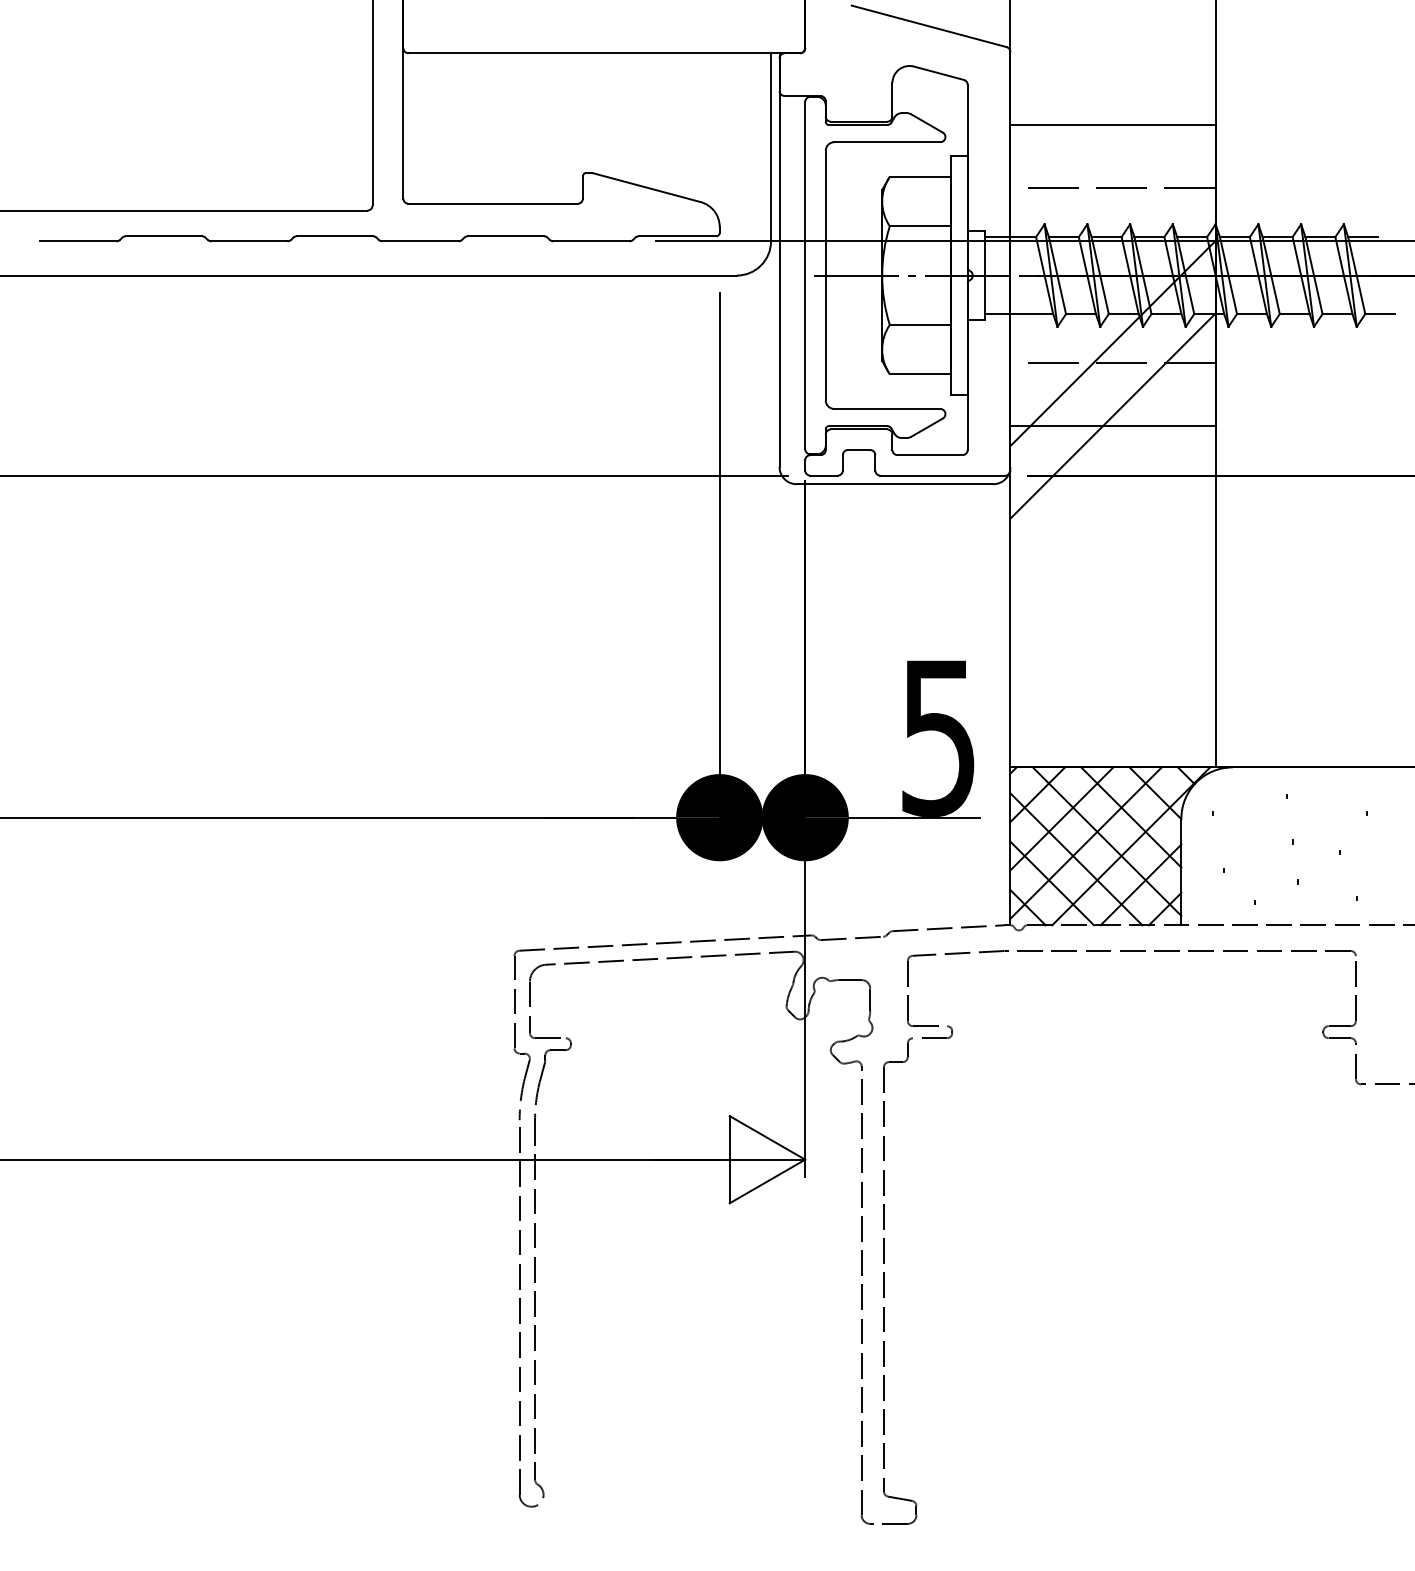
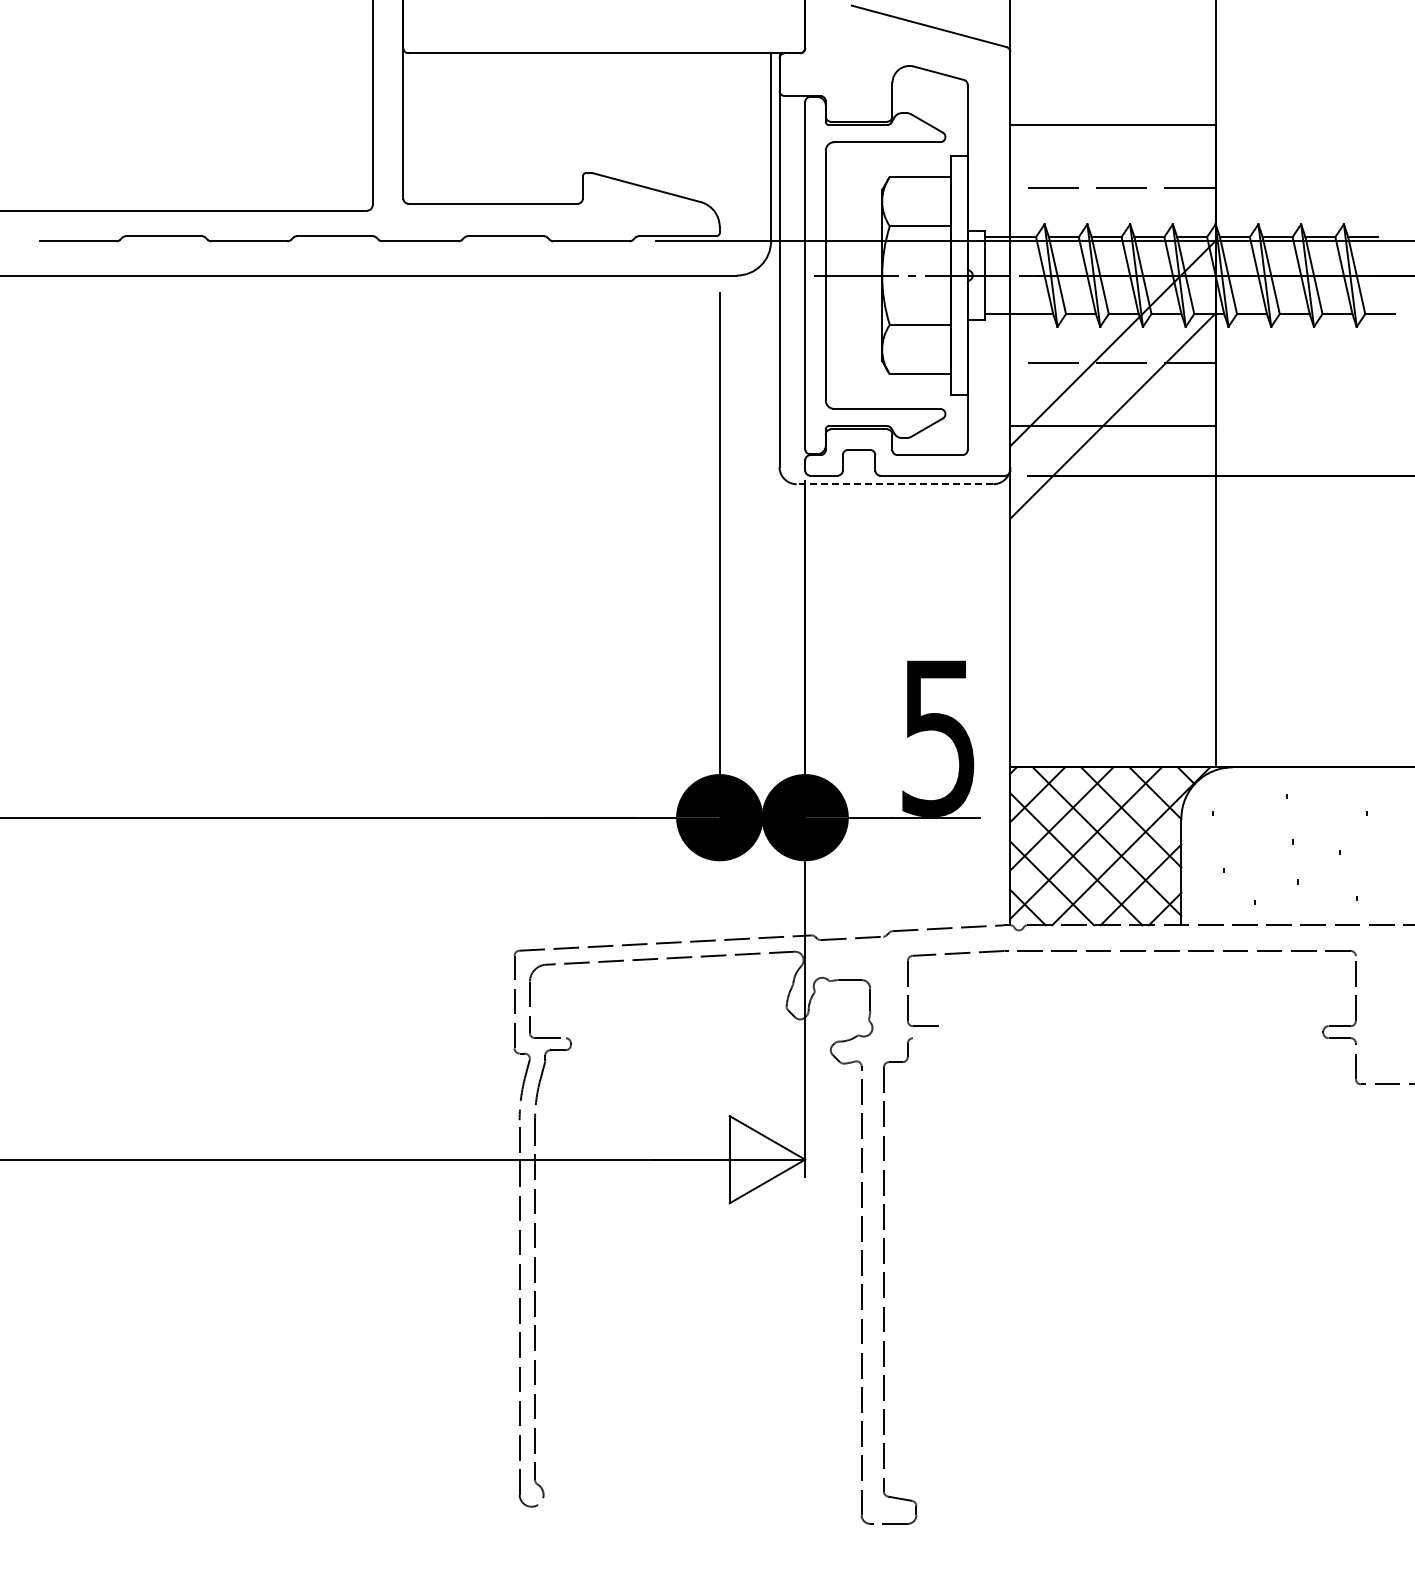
line: present -> none (395, 475)
line: solid -> dashed (894, 484)
part: present -> none (937, 1031)
